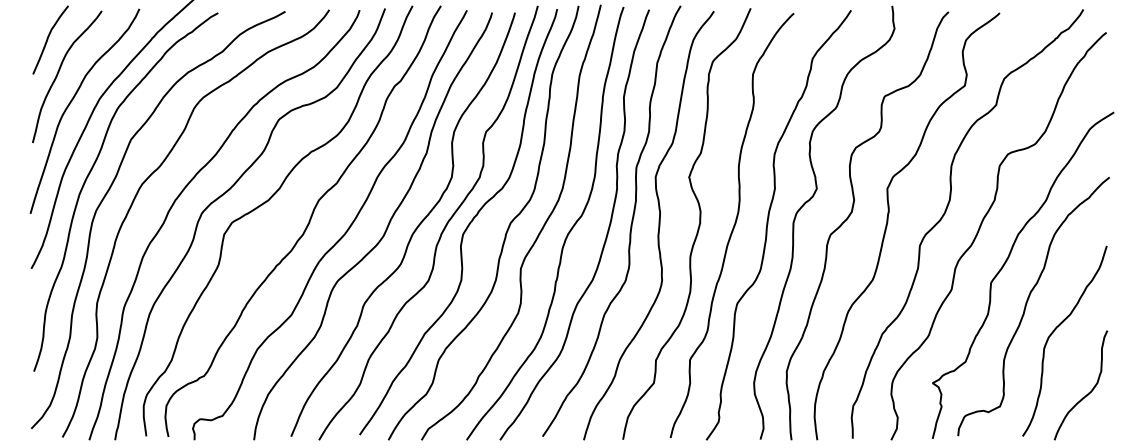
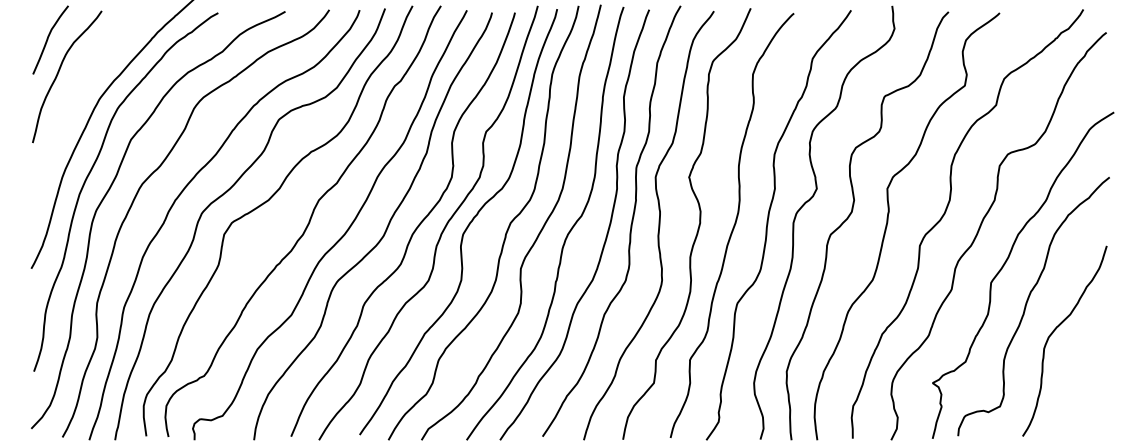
curve: present -> none (72, 101)
curve: present -> none (1088, 392)
